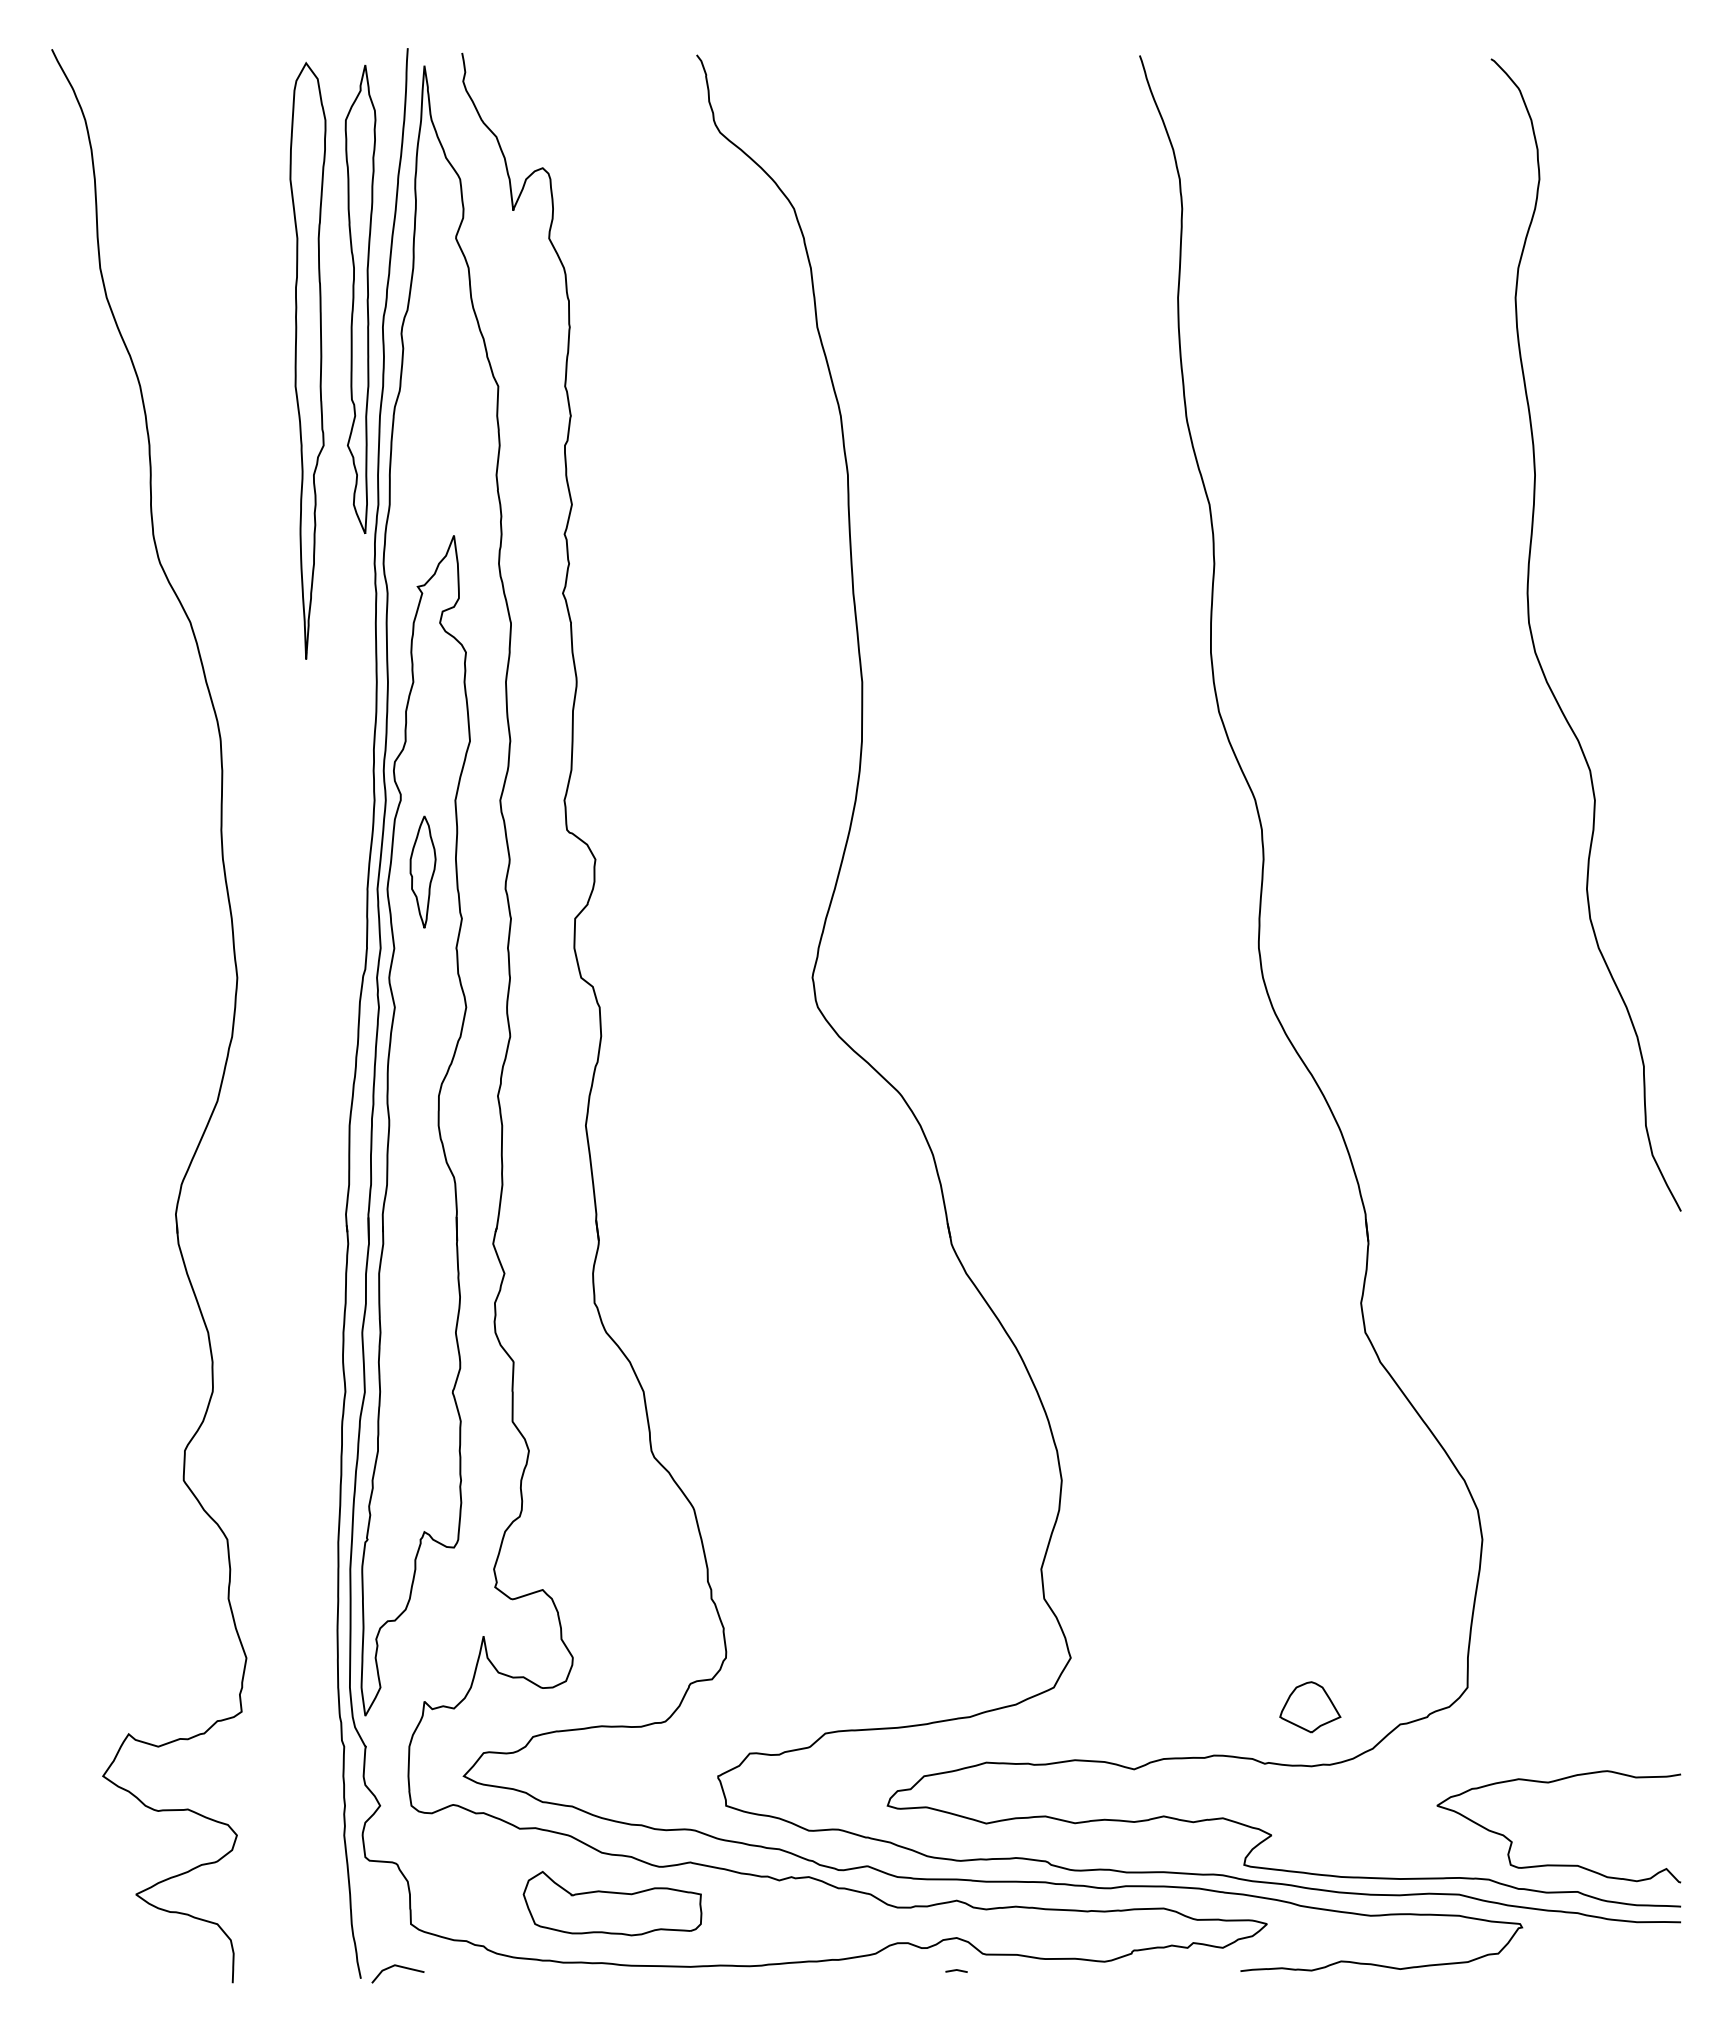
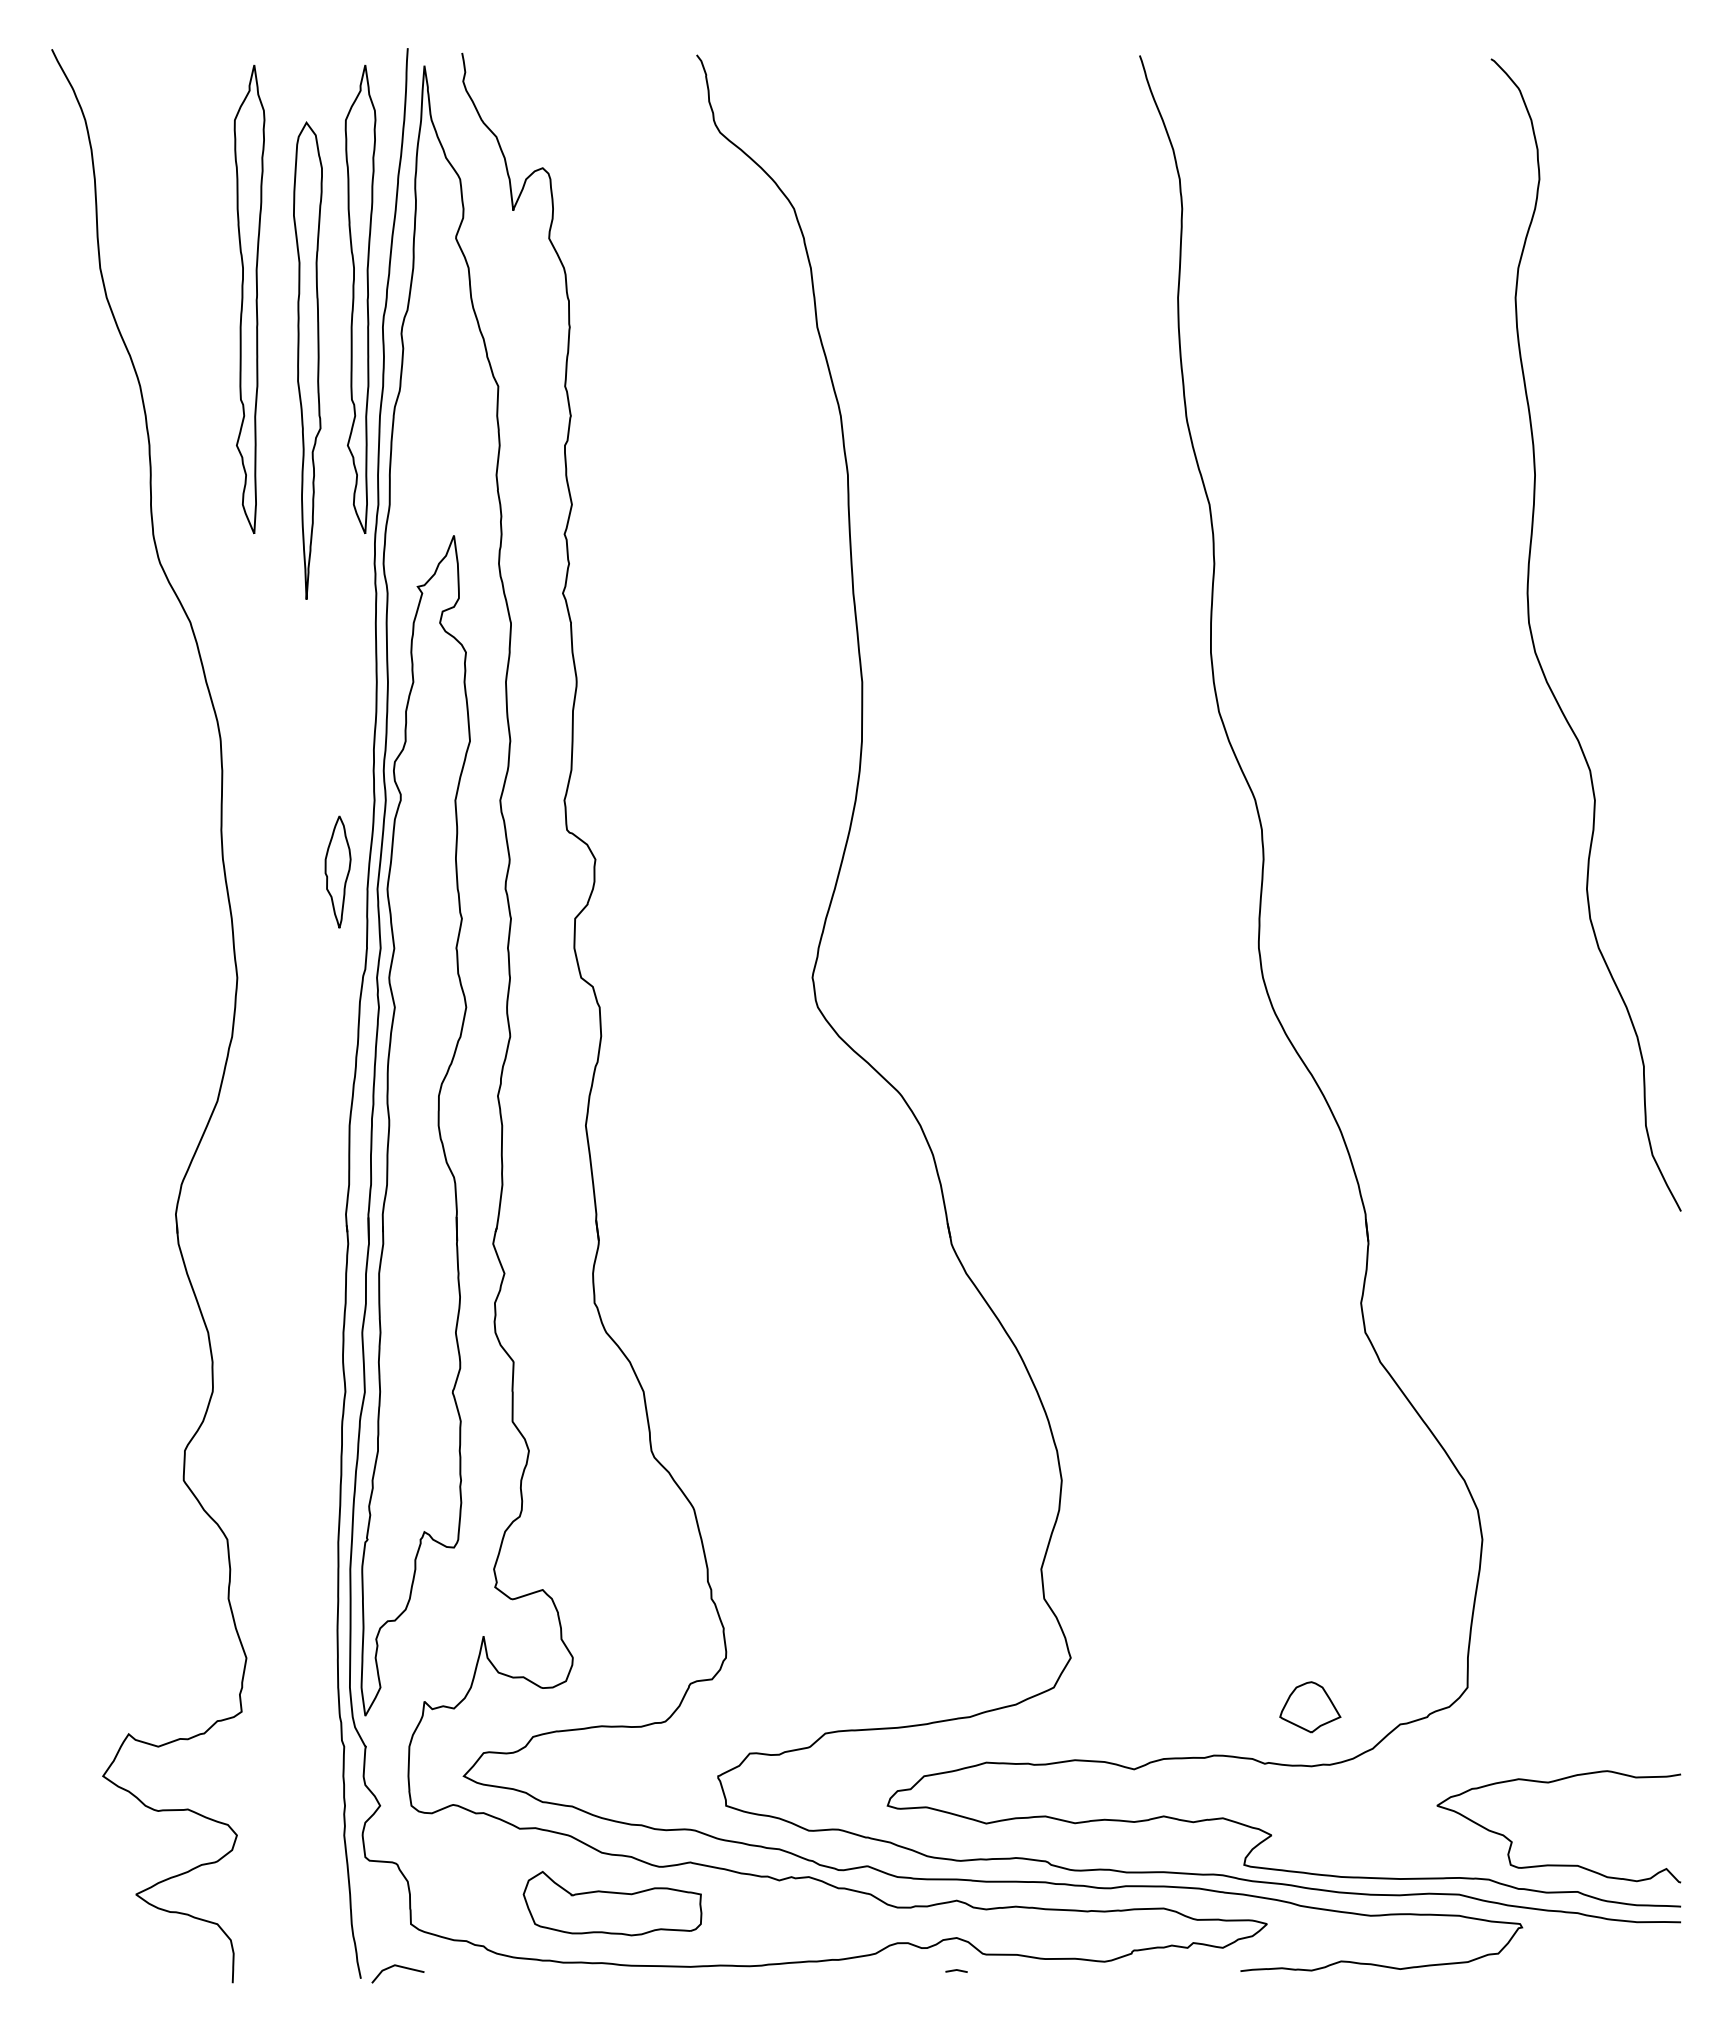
part: none -> present (249, 299)
part size: 38x599 px -> 30x479 px (307, 360)
part position: (422, 871) -> (337, 871) (337, 871)
